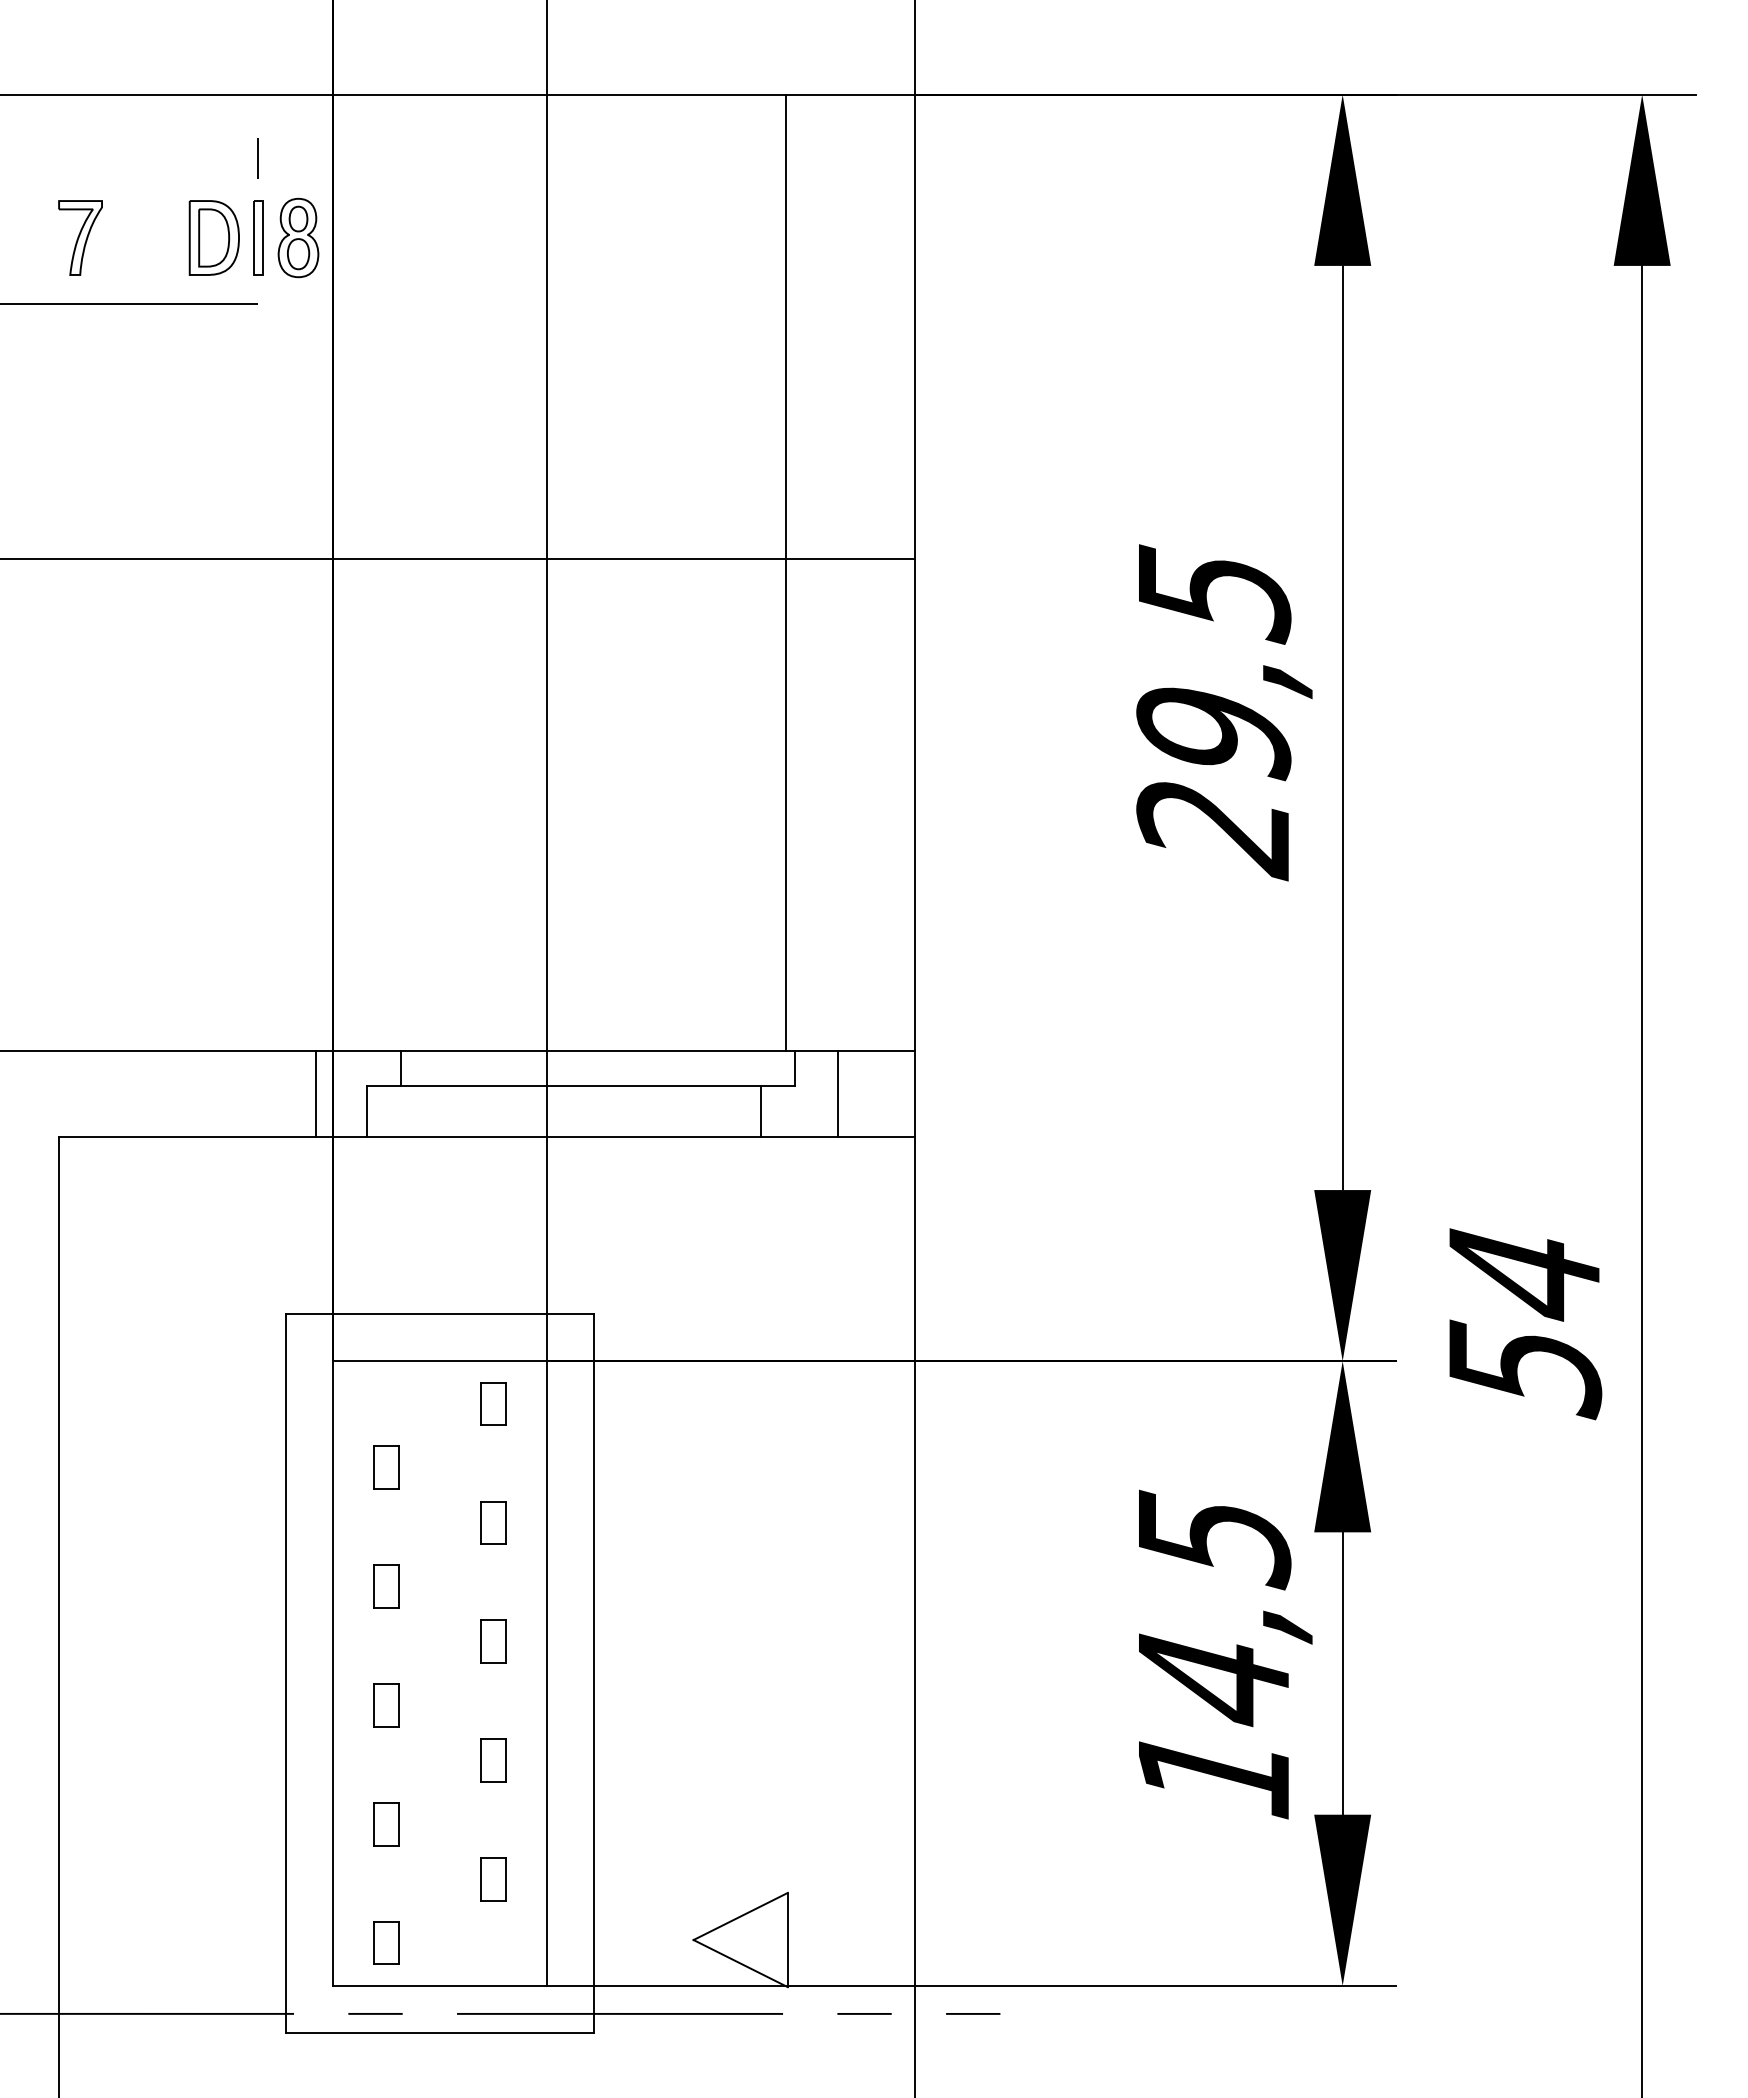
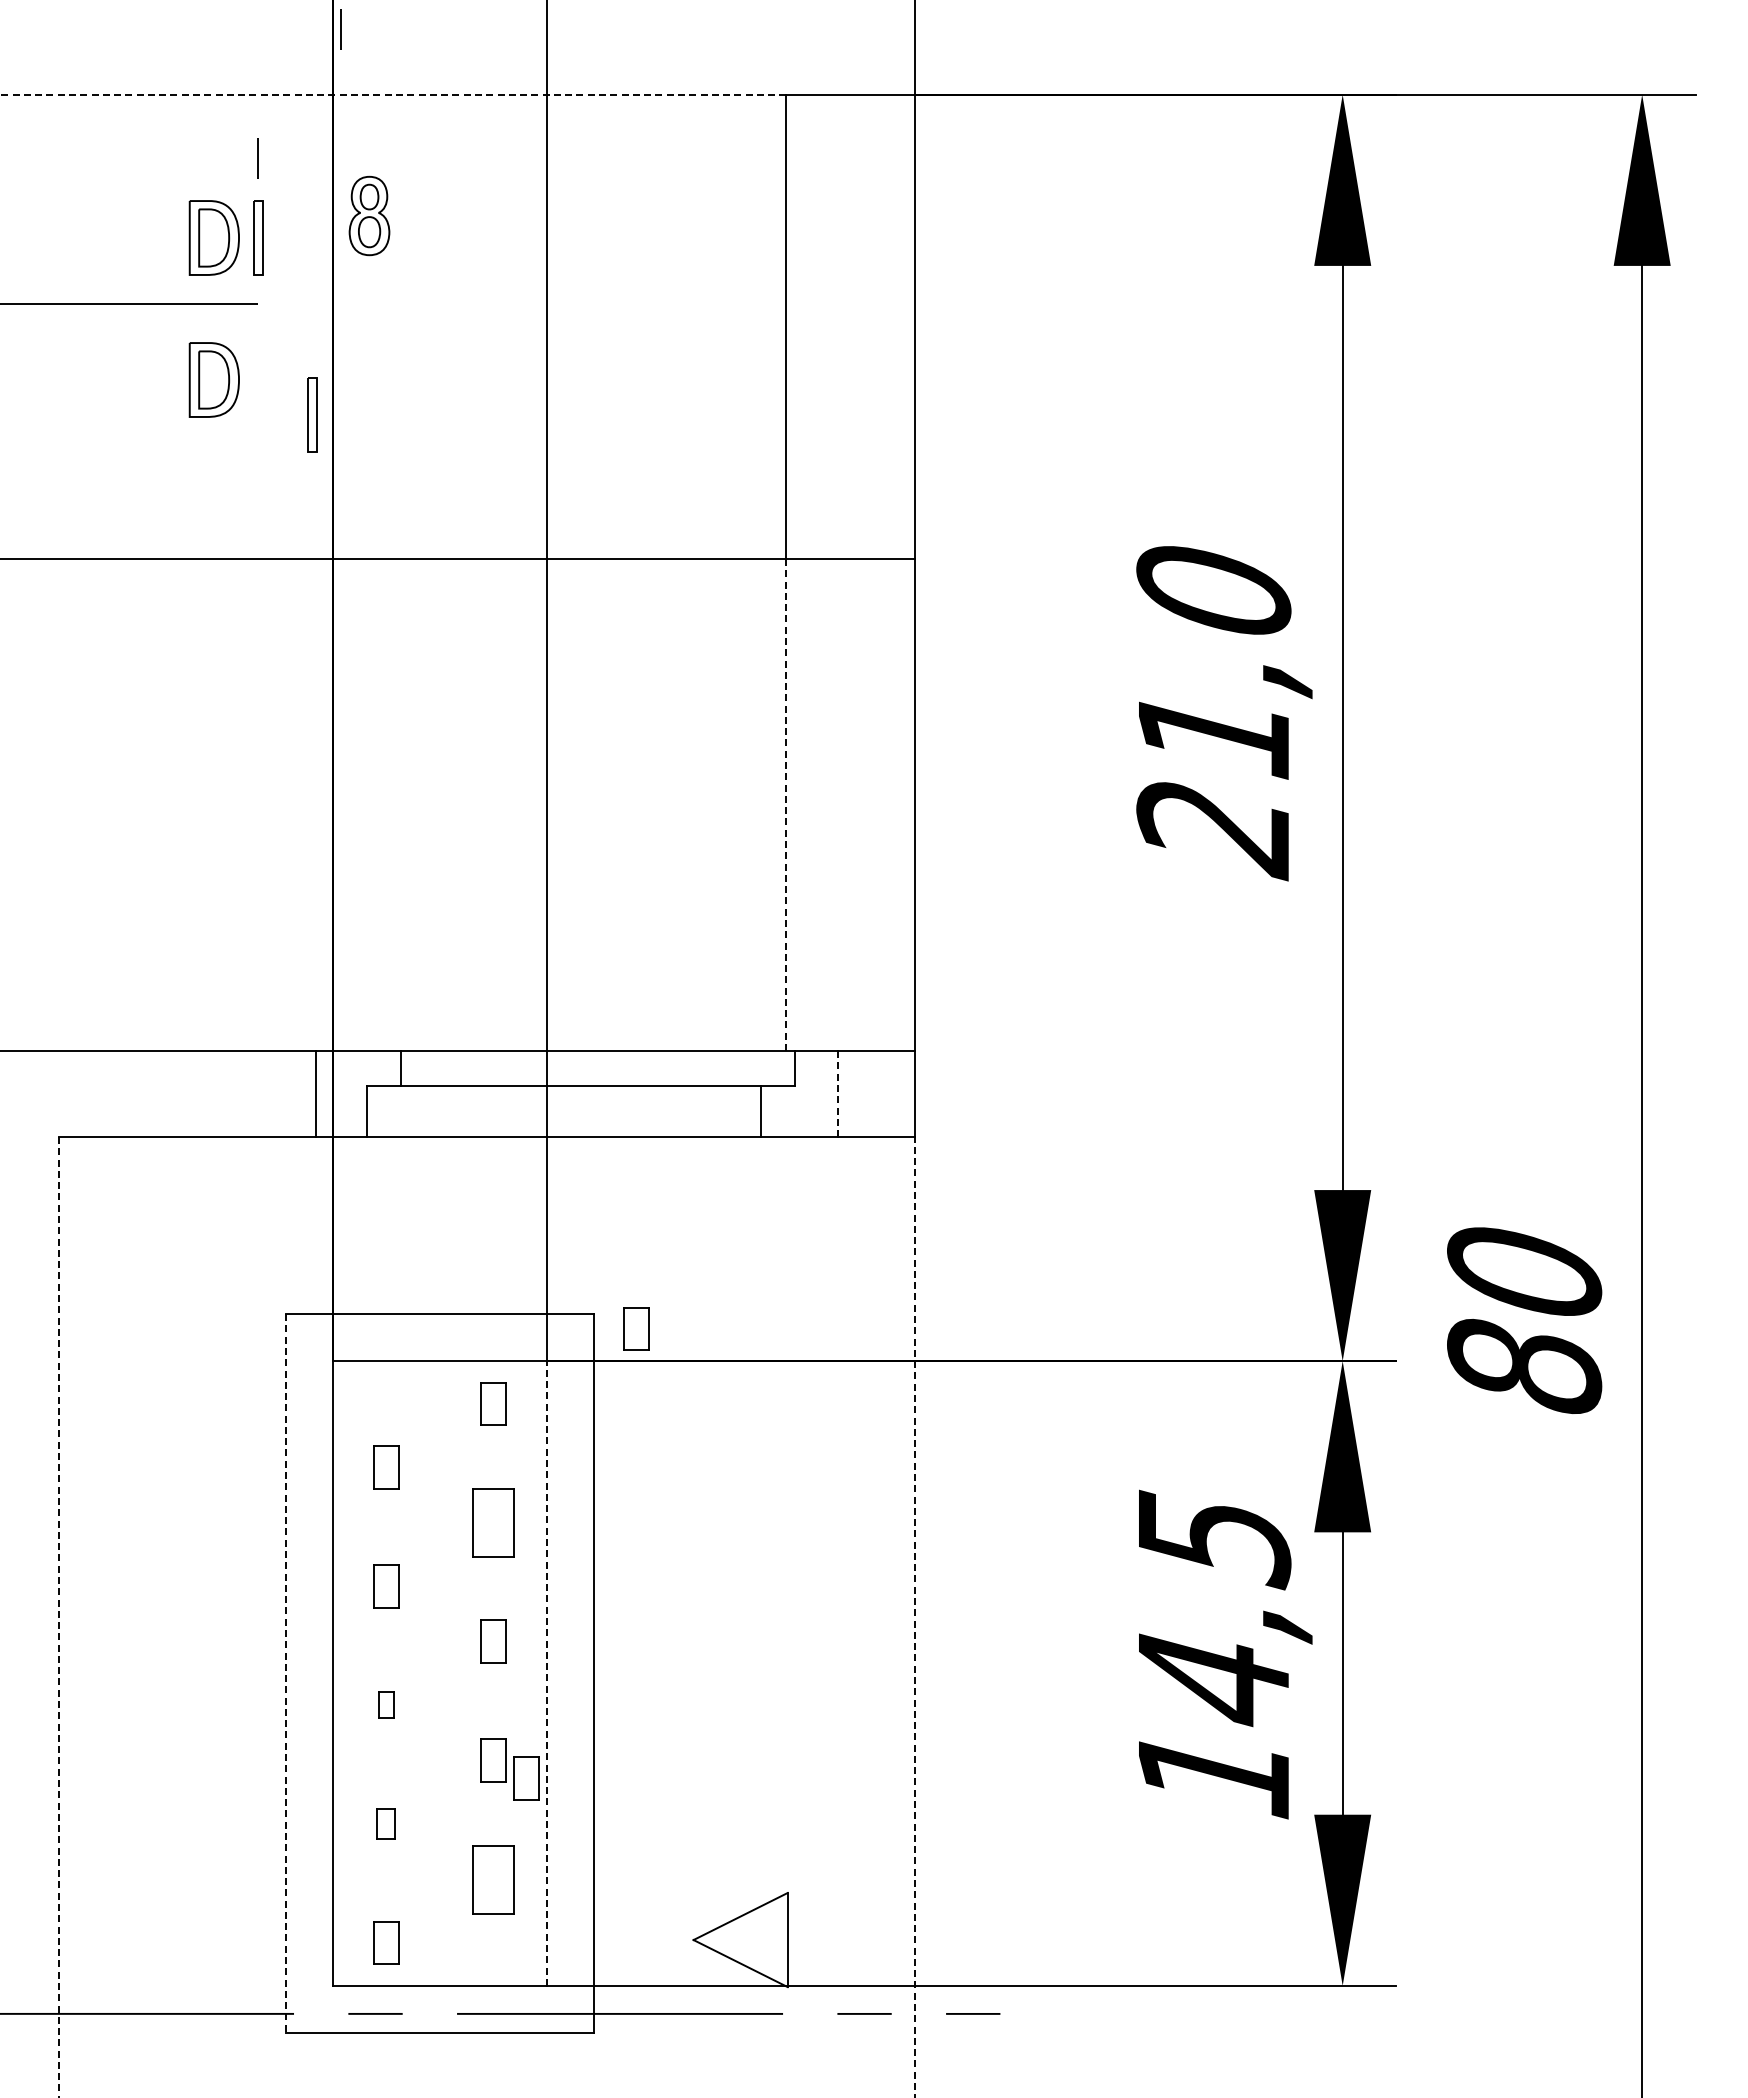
line: none -> present (340, 29)
line: solid -> dashed (393, 94)
part: present -> none (80, 237)
part position: (298, 237) -> (369, 215) (369, 215)
part: none -> present (213, 379)
part: none -> present (312, 414)
text: 29,5 -> 21,0 (1213, 662)
line: solid -> dashed (786, 804)
line: solid -> dashed (837, 1093)
text: 54 -> 80 (1524, 1323)
part: none -> present (636, 1328)
part size: 27x44 px -> 43x70 px (493, 1522)
line: solid -> dashed (914, 1617)
line: solid -> dashed (59, 1618)
line: solid -> dashed (546, 1673)
line: solid -> dashed (285, 1674)
part size: 27x45 px -> 17x28 px (386, 1704)
part: none -> present (526, 1778)
part size: 27x45 px -> 20x32 px (385, 1823)
part size: 27x45 px -> 43x70 px (493, 1879)
